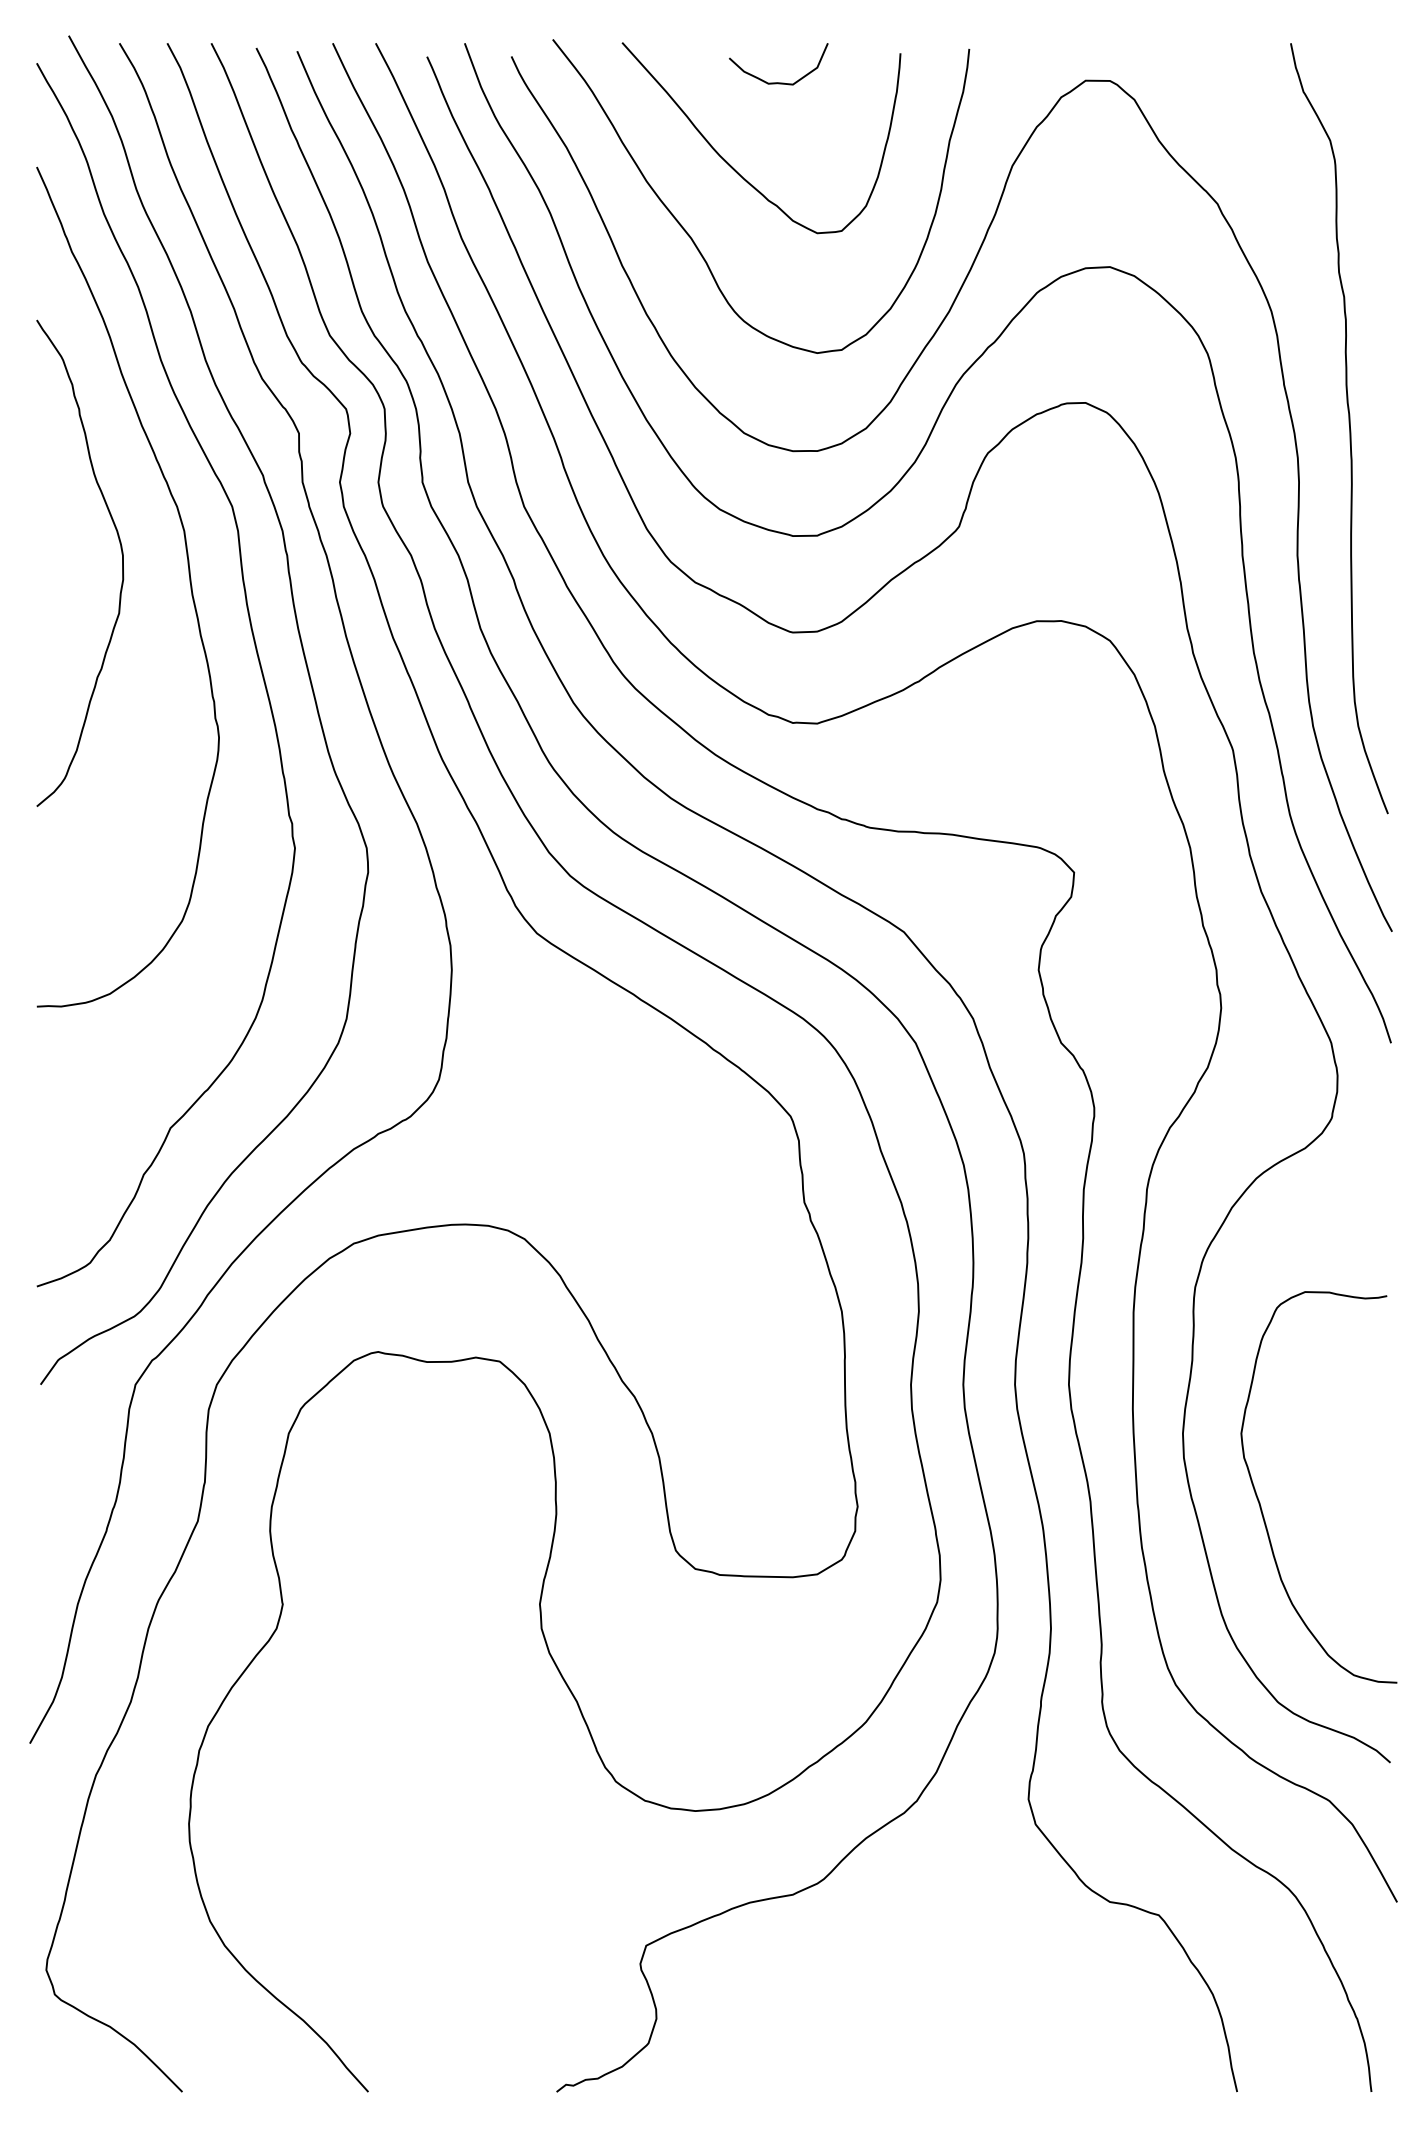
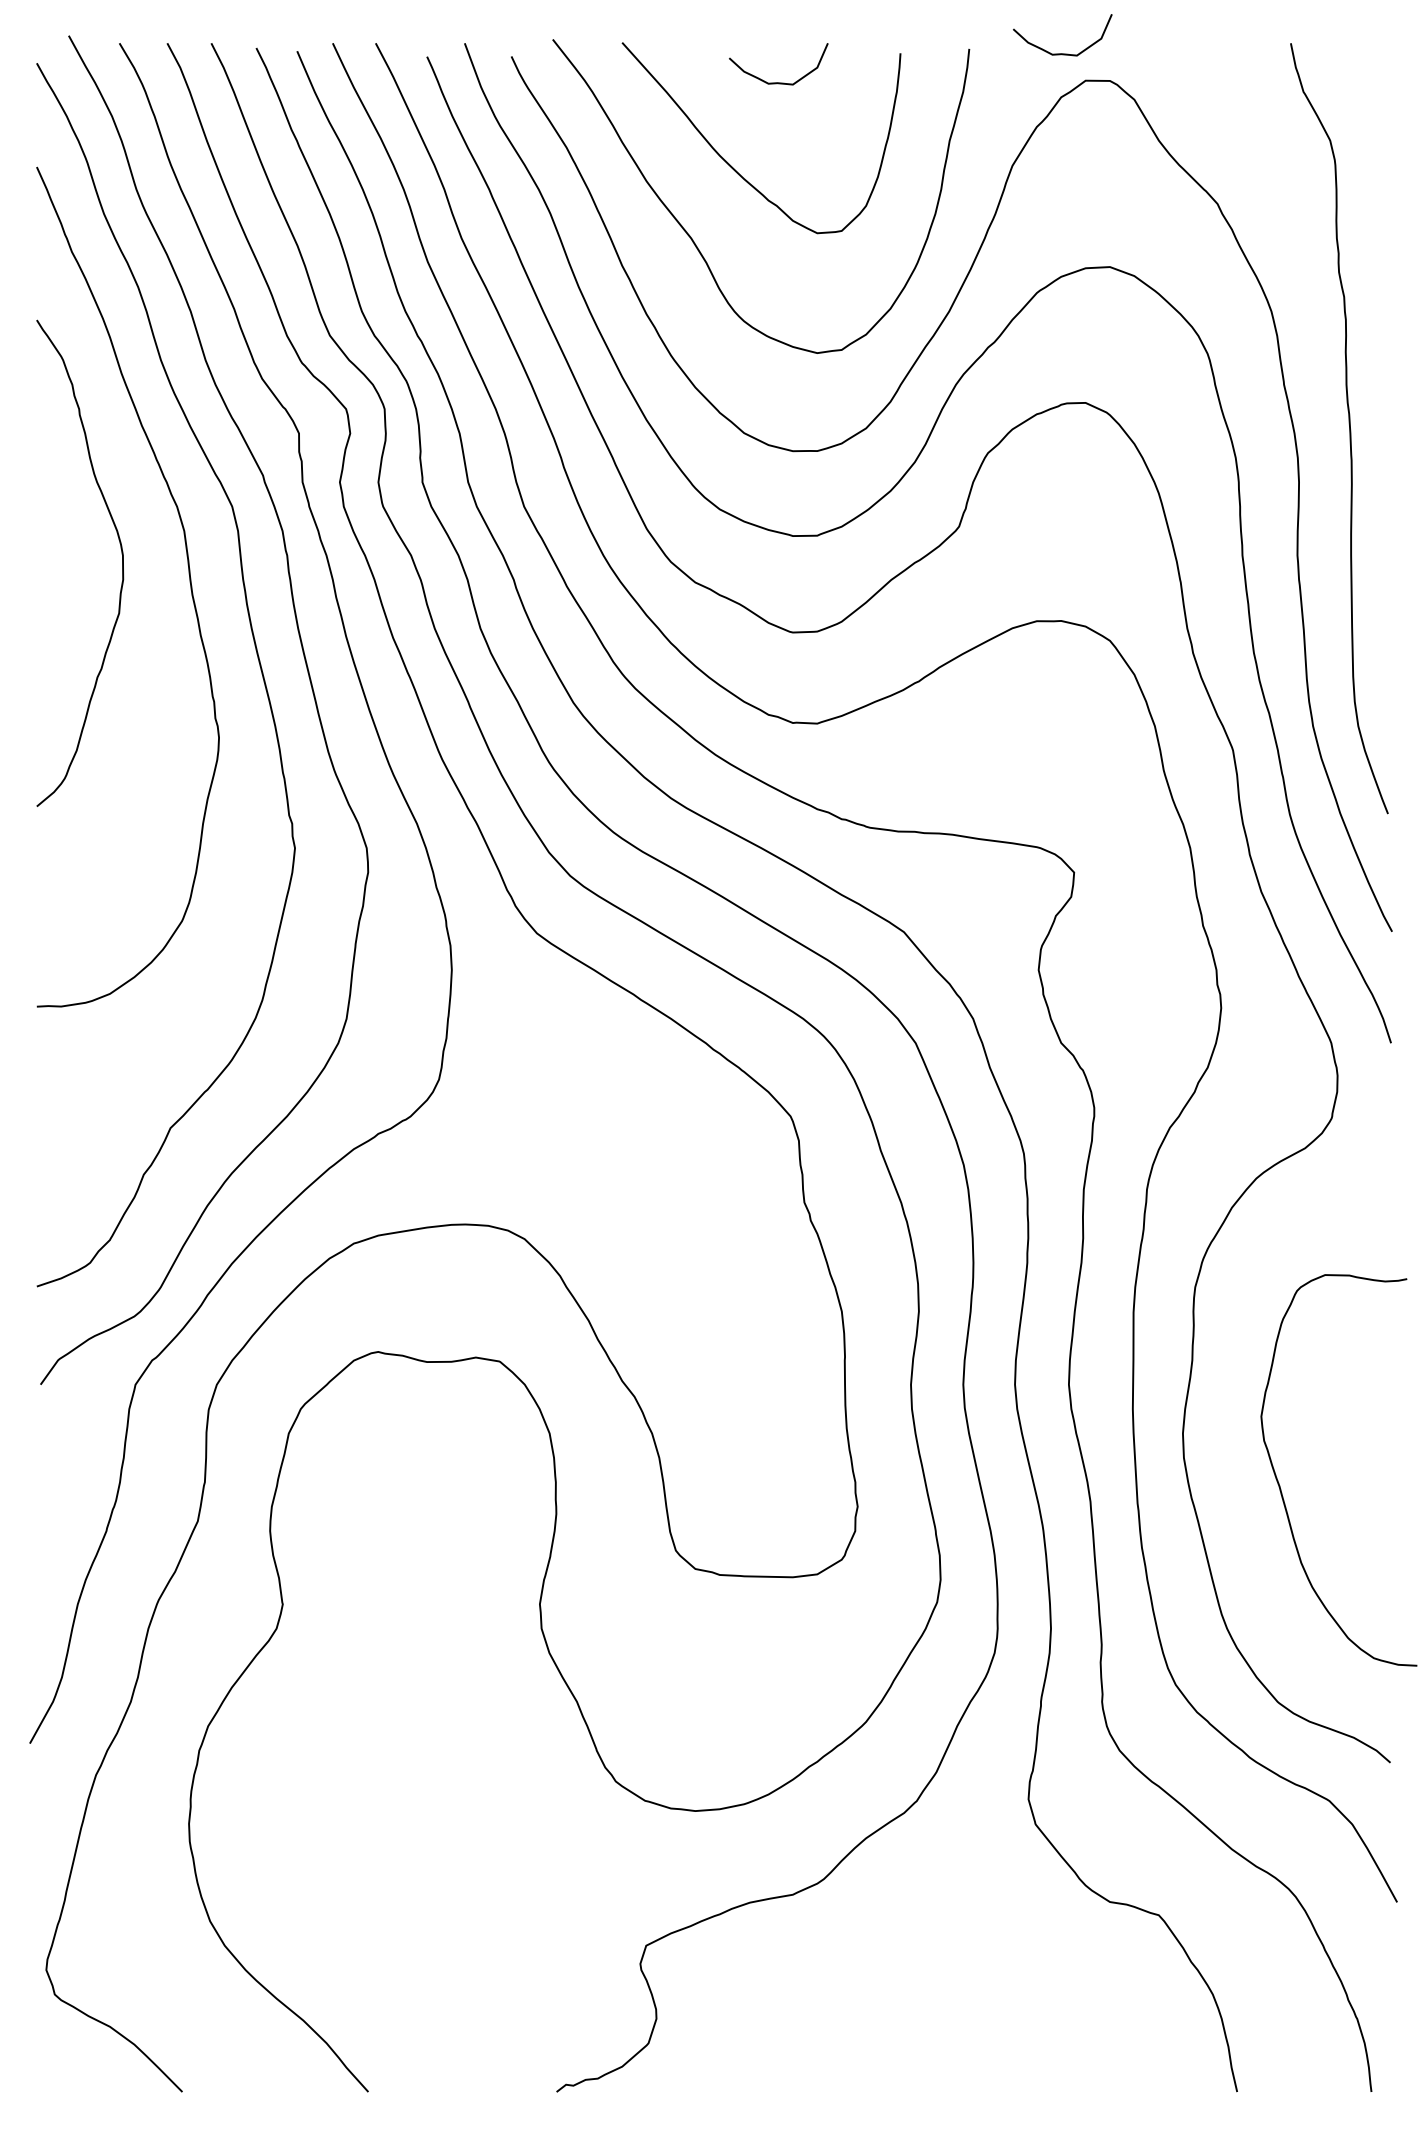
curve: none -> present (1062, 53)
curve position: (1260, 1502) -> (1280, 1485) (1280, 1485)
